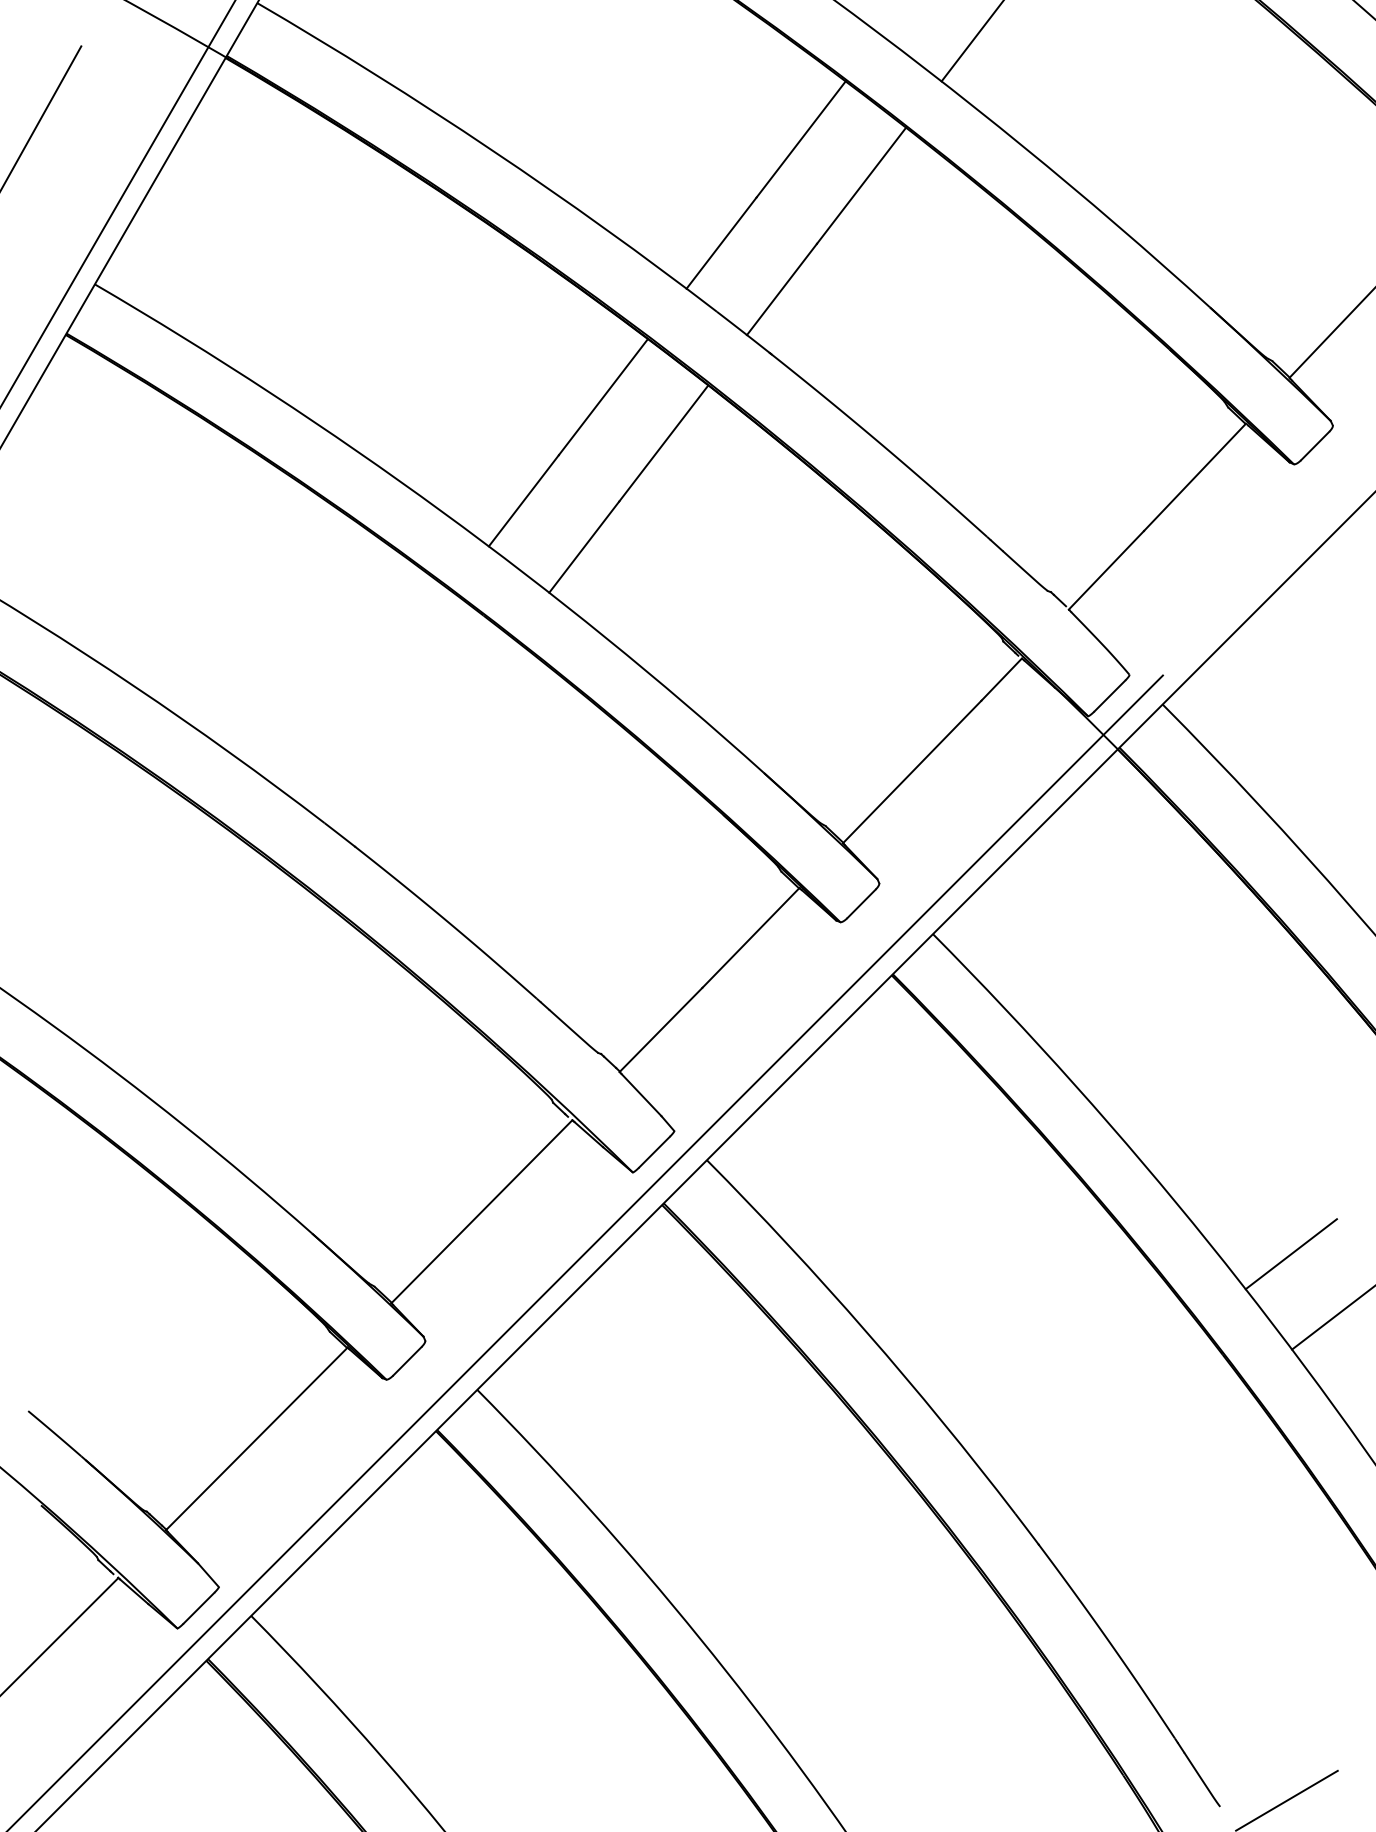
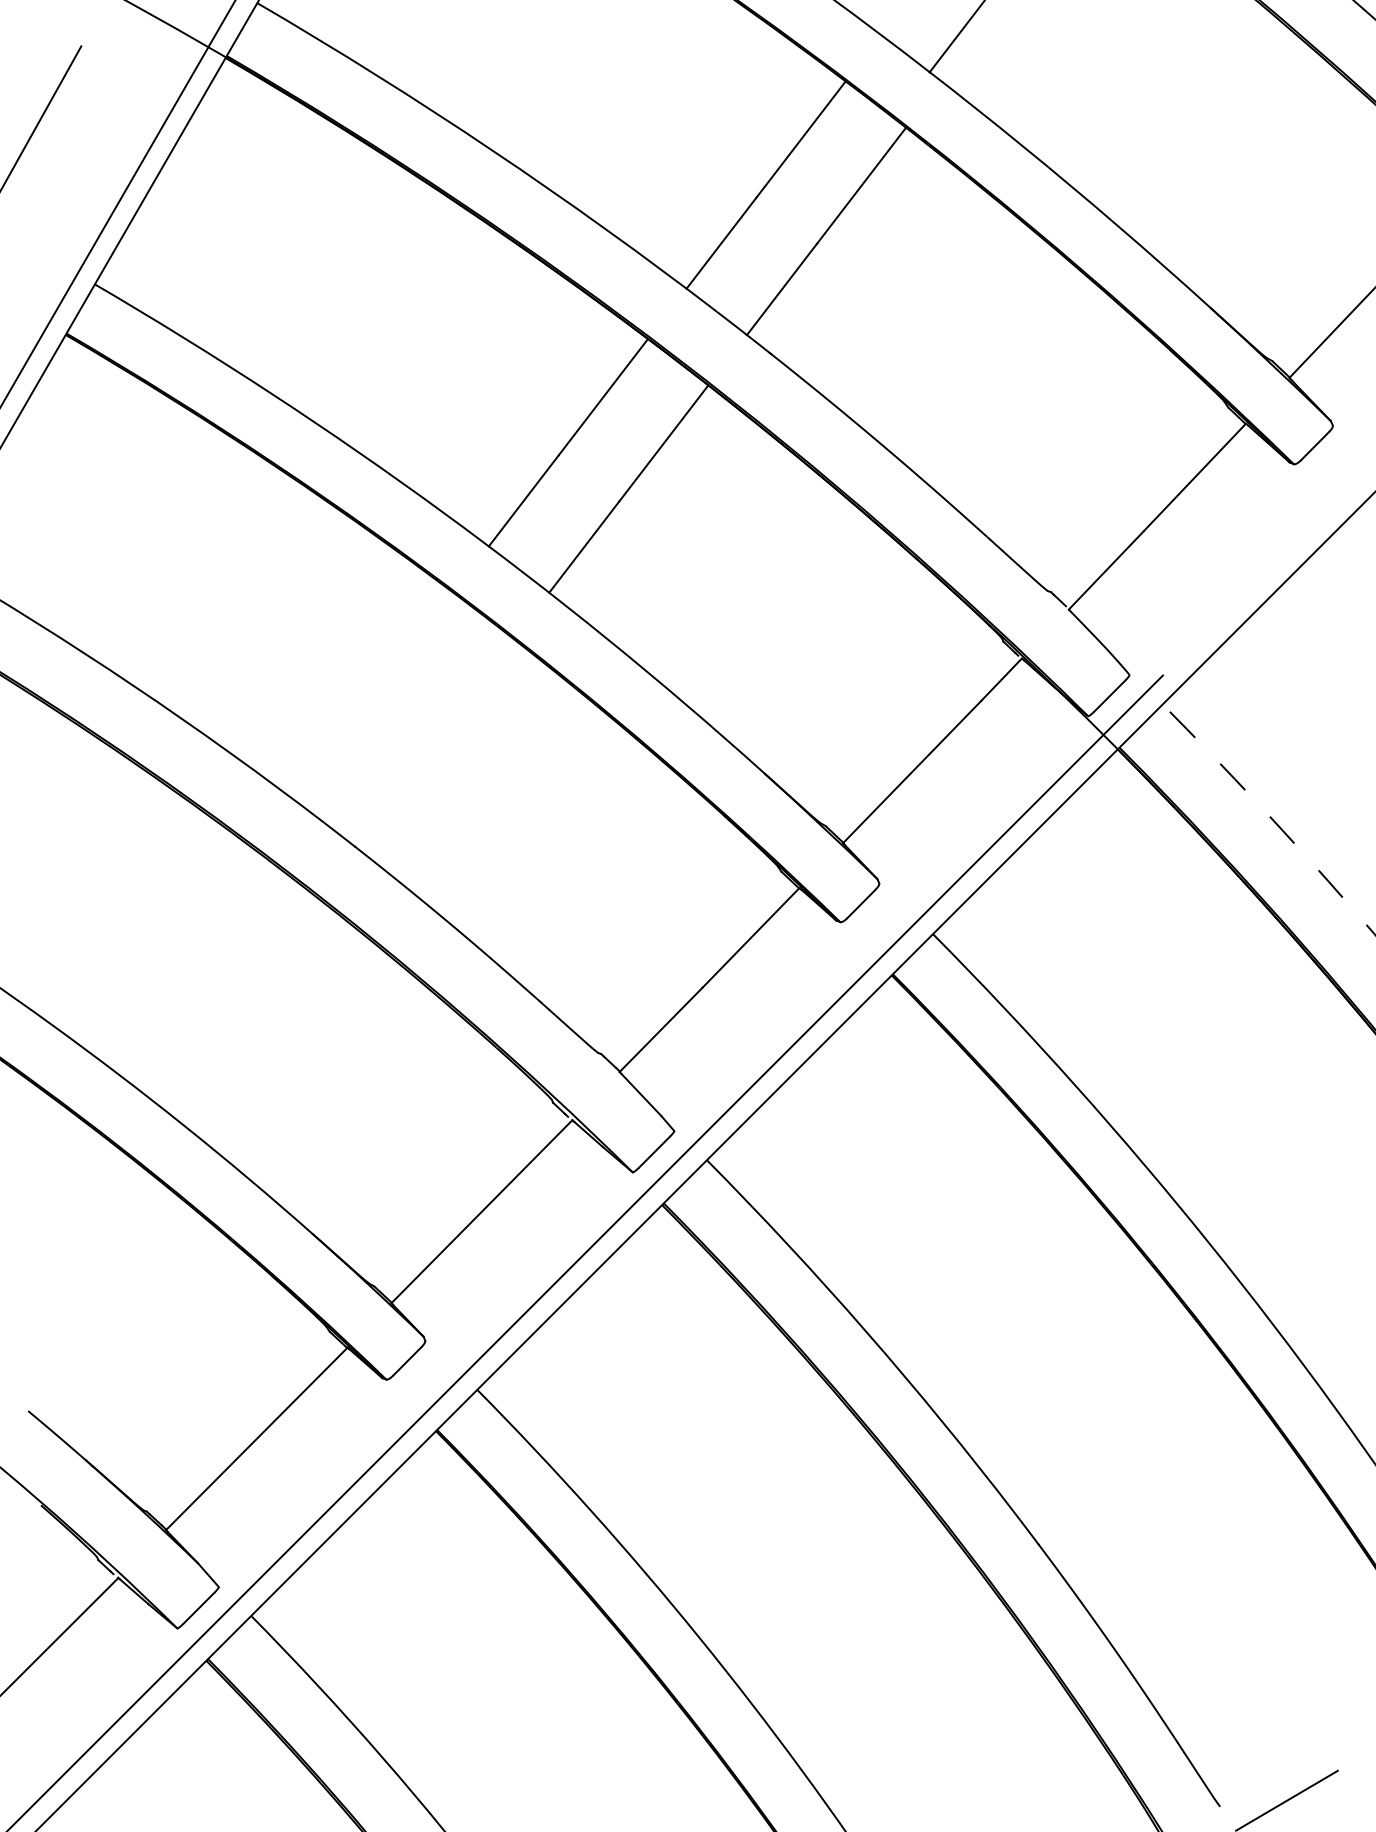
line position: (971, 41) -> (956, 37) (956, 37)
arc: solid -> dashed (1271, 818)
line: present -> none (1290, 1254)
line: present -> none (1332, 1318)
